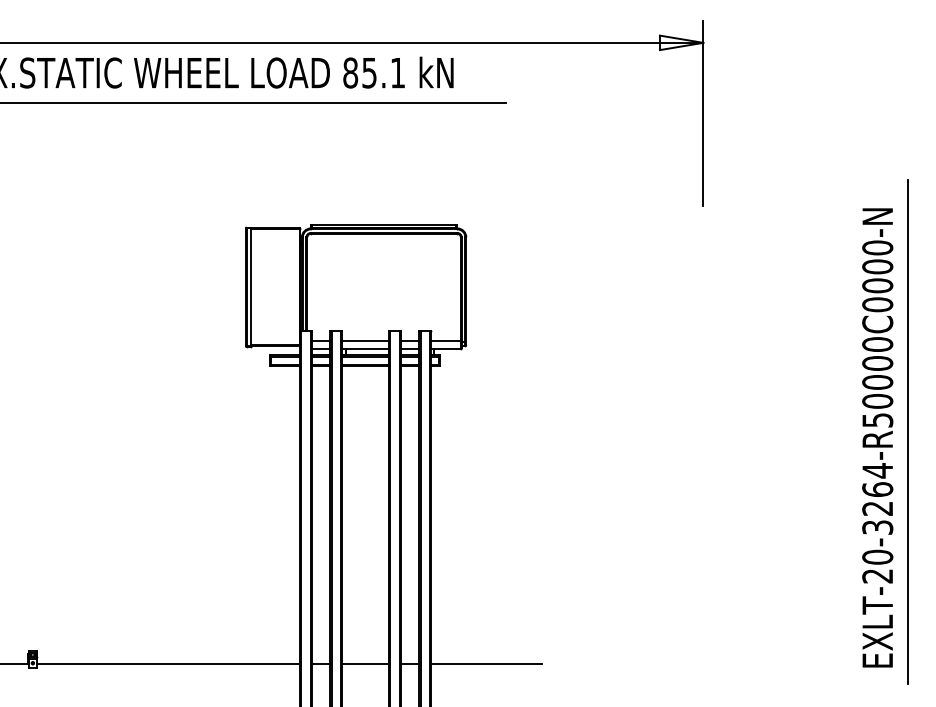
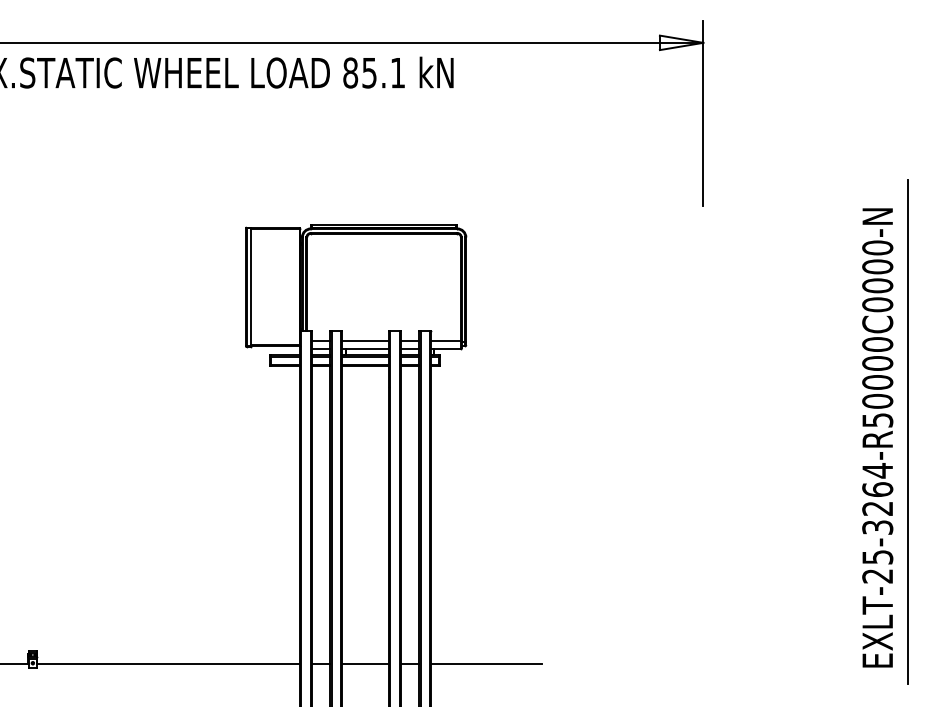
line: present -> none (253, 103)
text: EXLT-20-3264-R50000C0000-N -> EXLT-25-3264-R50000C0000-N (877, 556)
